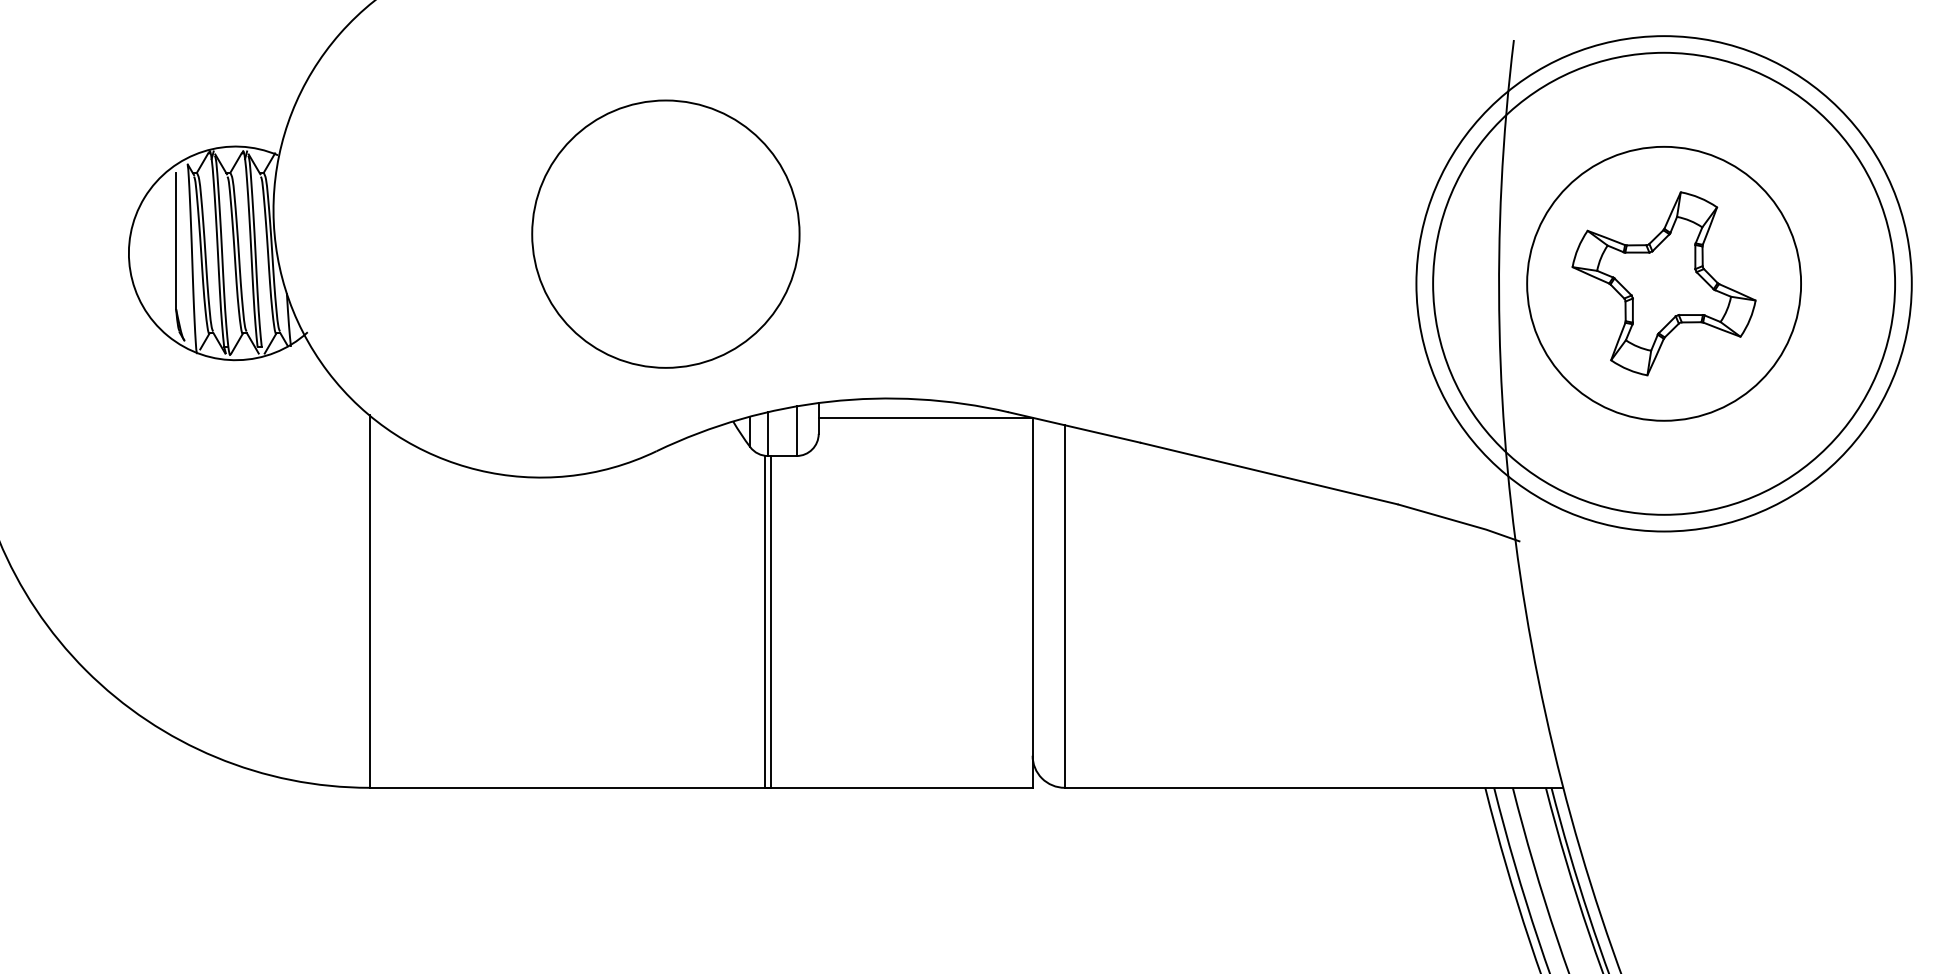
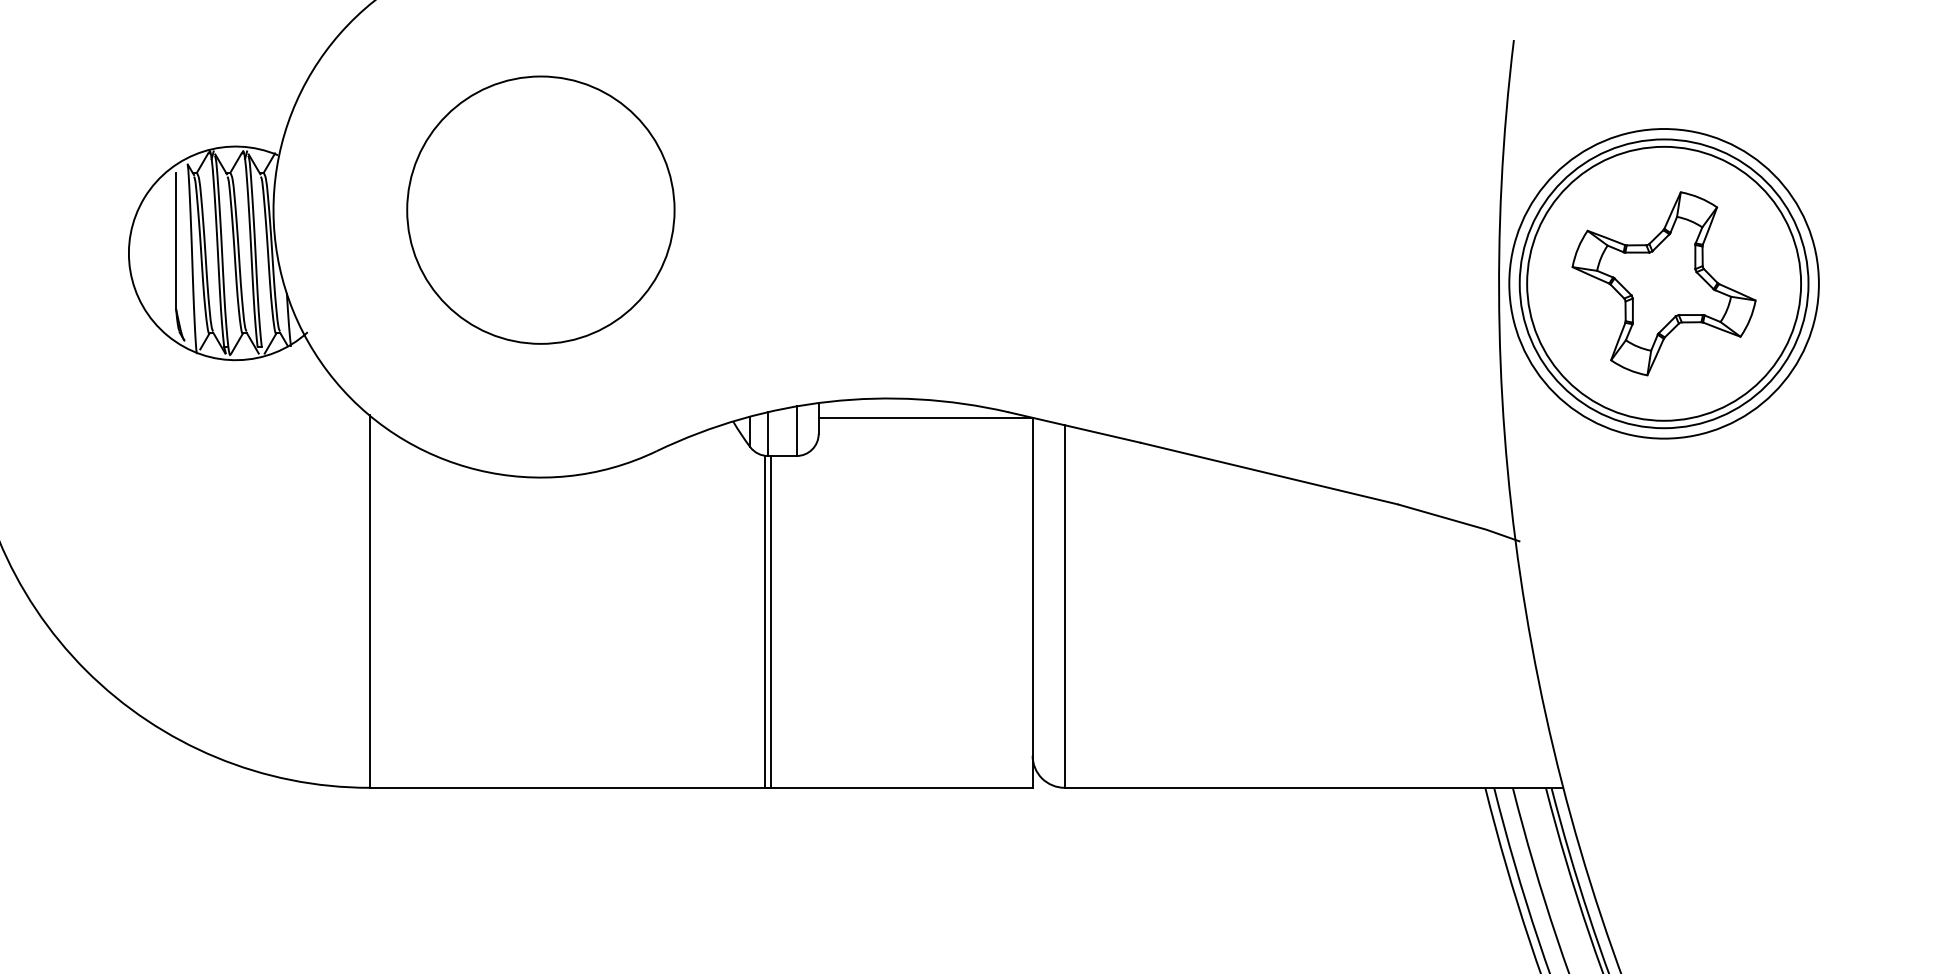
circle position: (665, 233) -> (540, 209) (540, 209)
circle diameter: 495 px -> 310 px (1663, 283)
circle diameter: 462 px -> 289 px (1663, 283)
